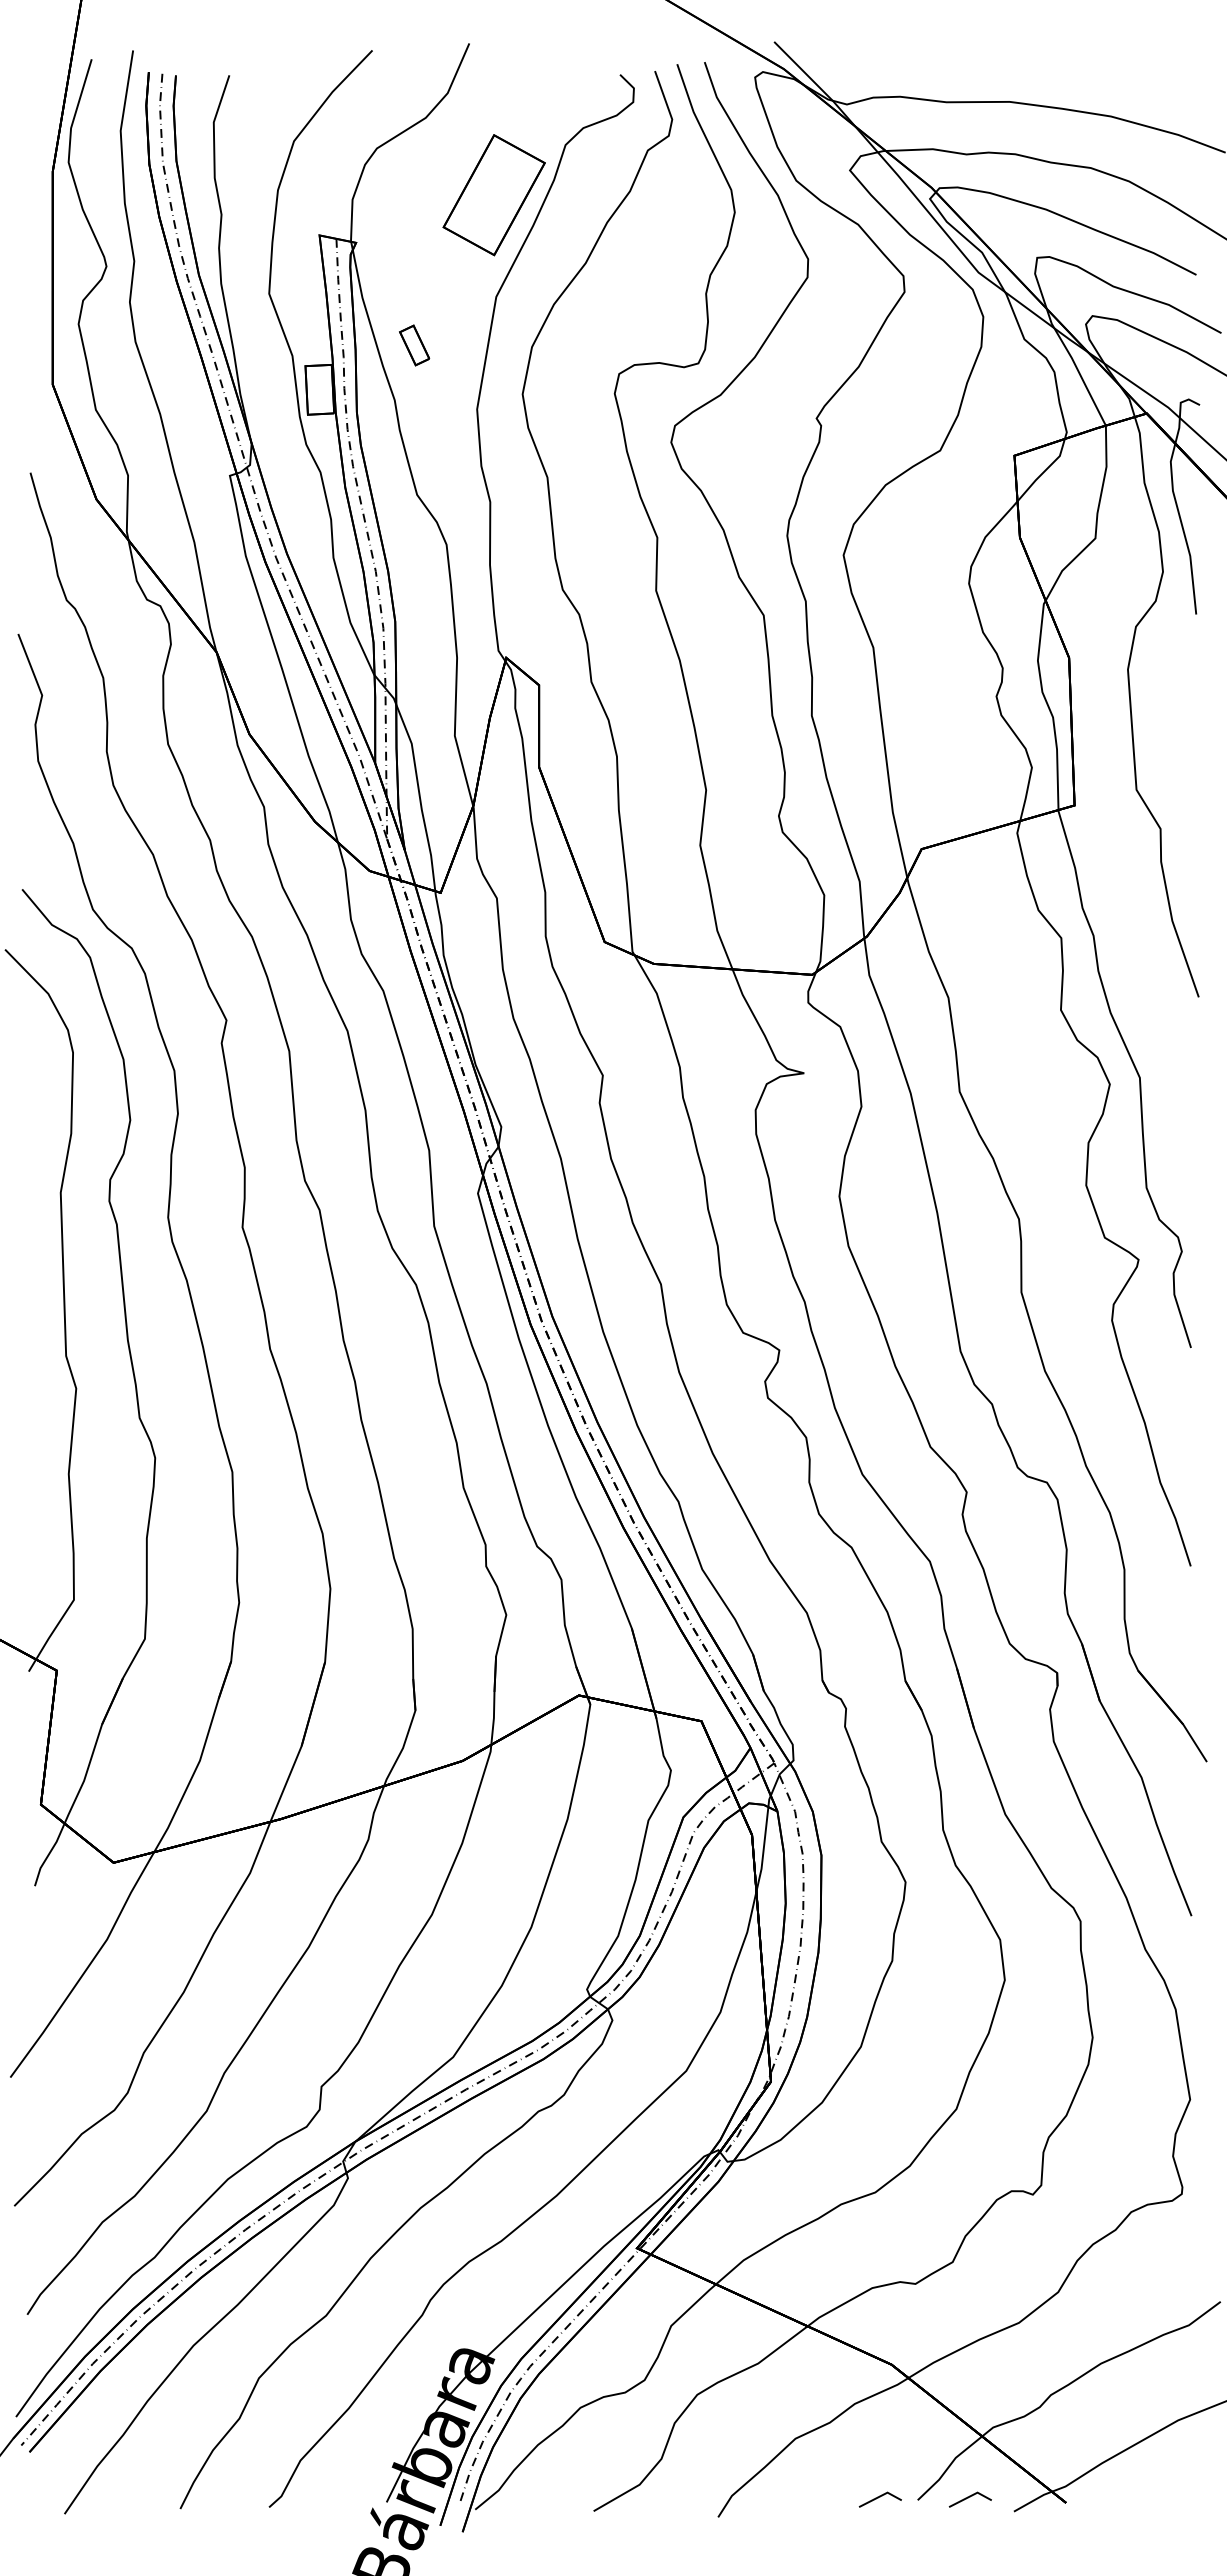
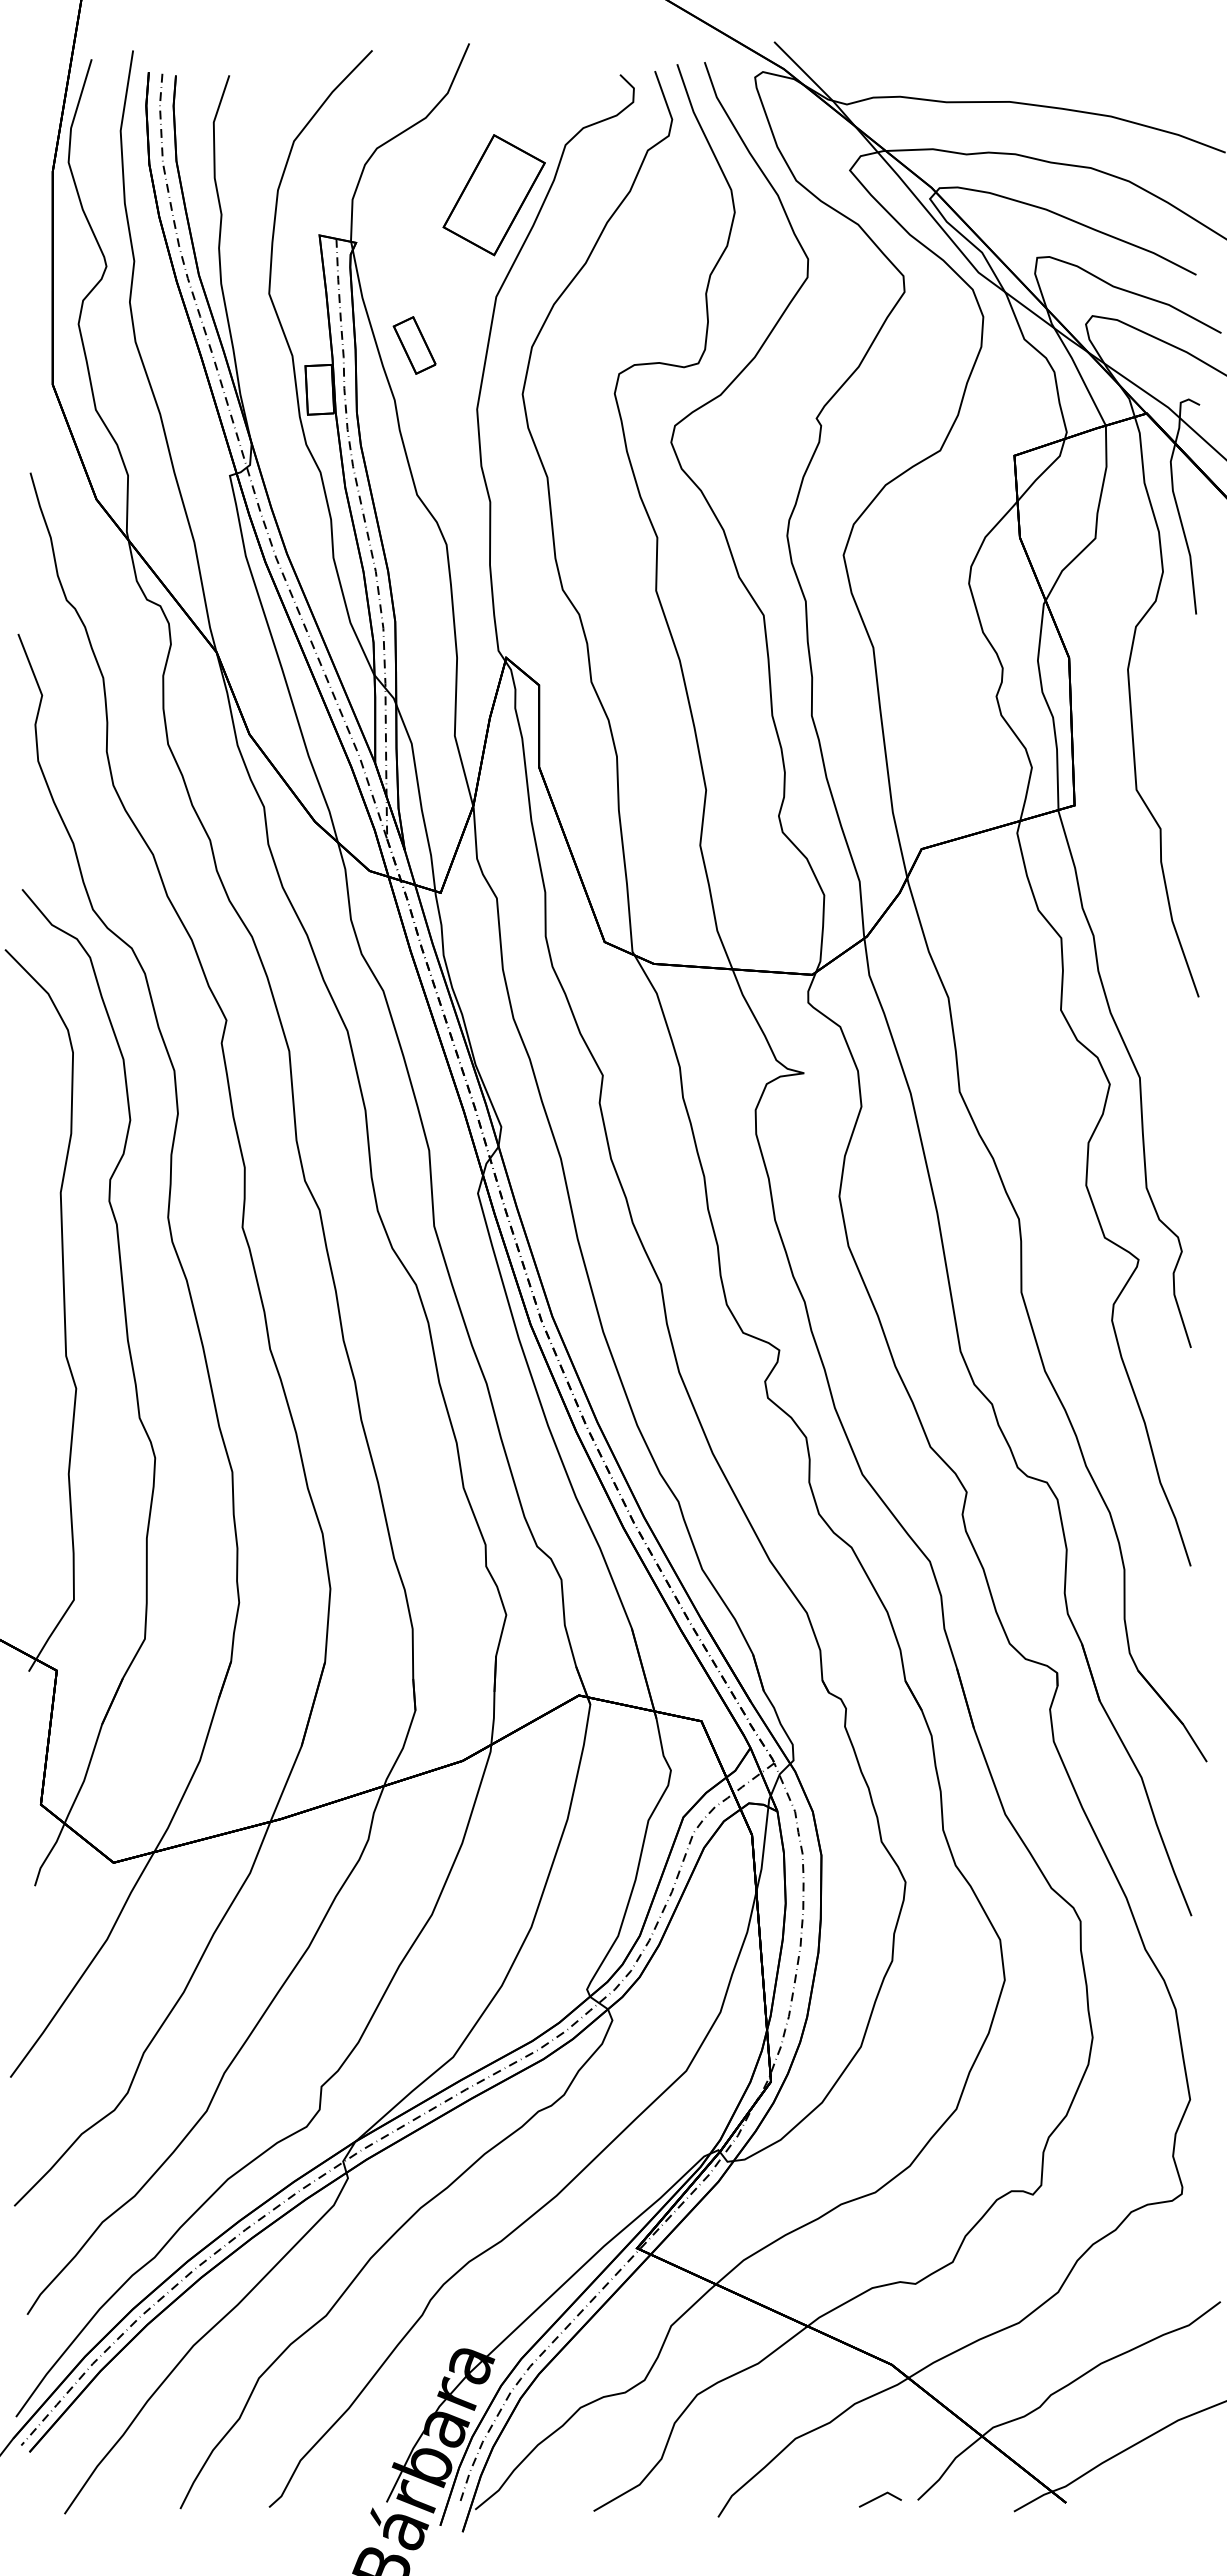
part size: 32x43 px -> 45x59 px (414, 345)
line: present -> none (968, 2498)
